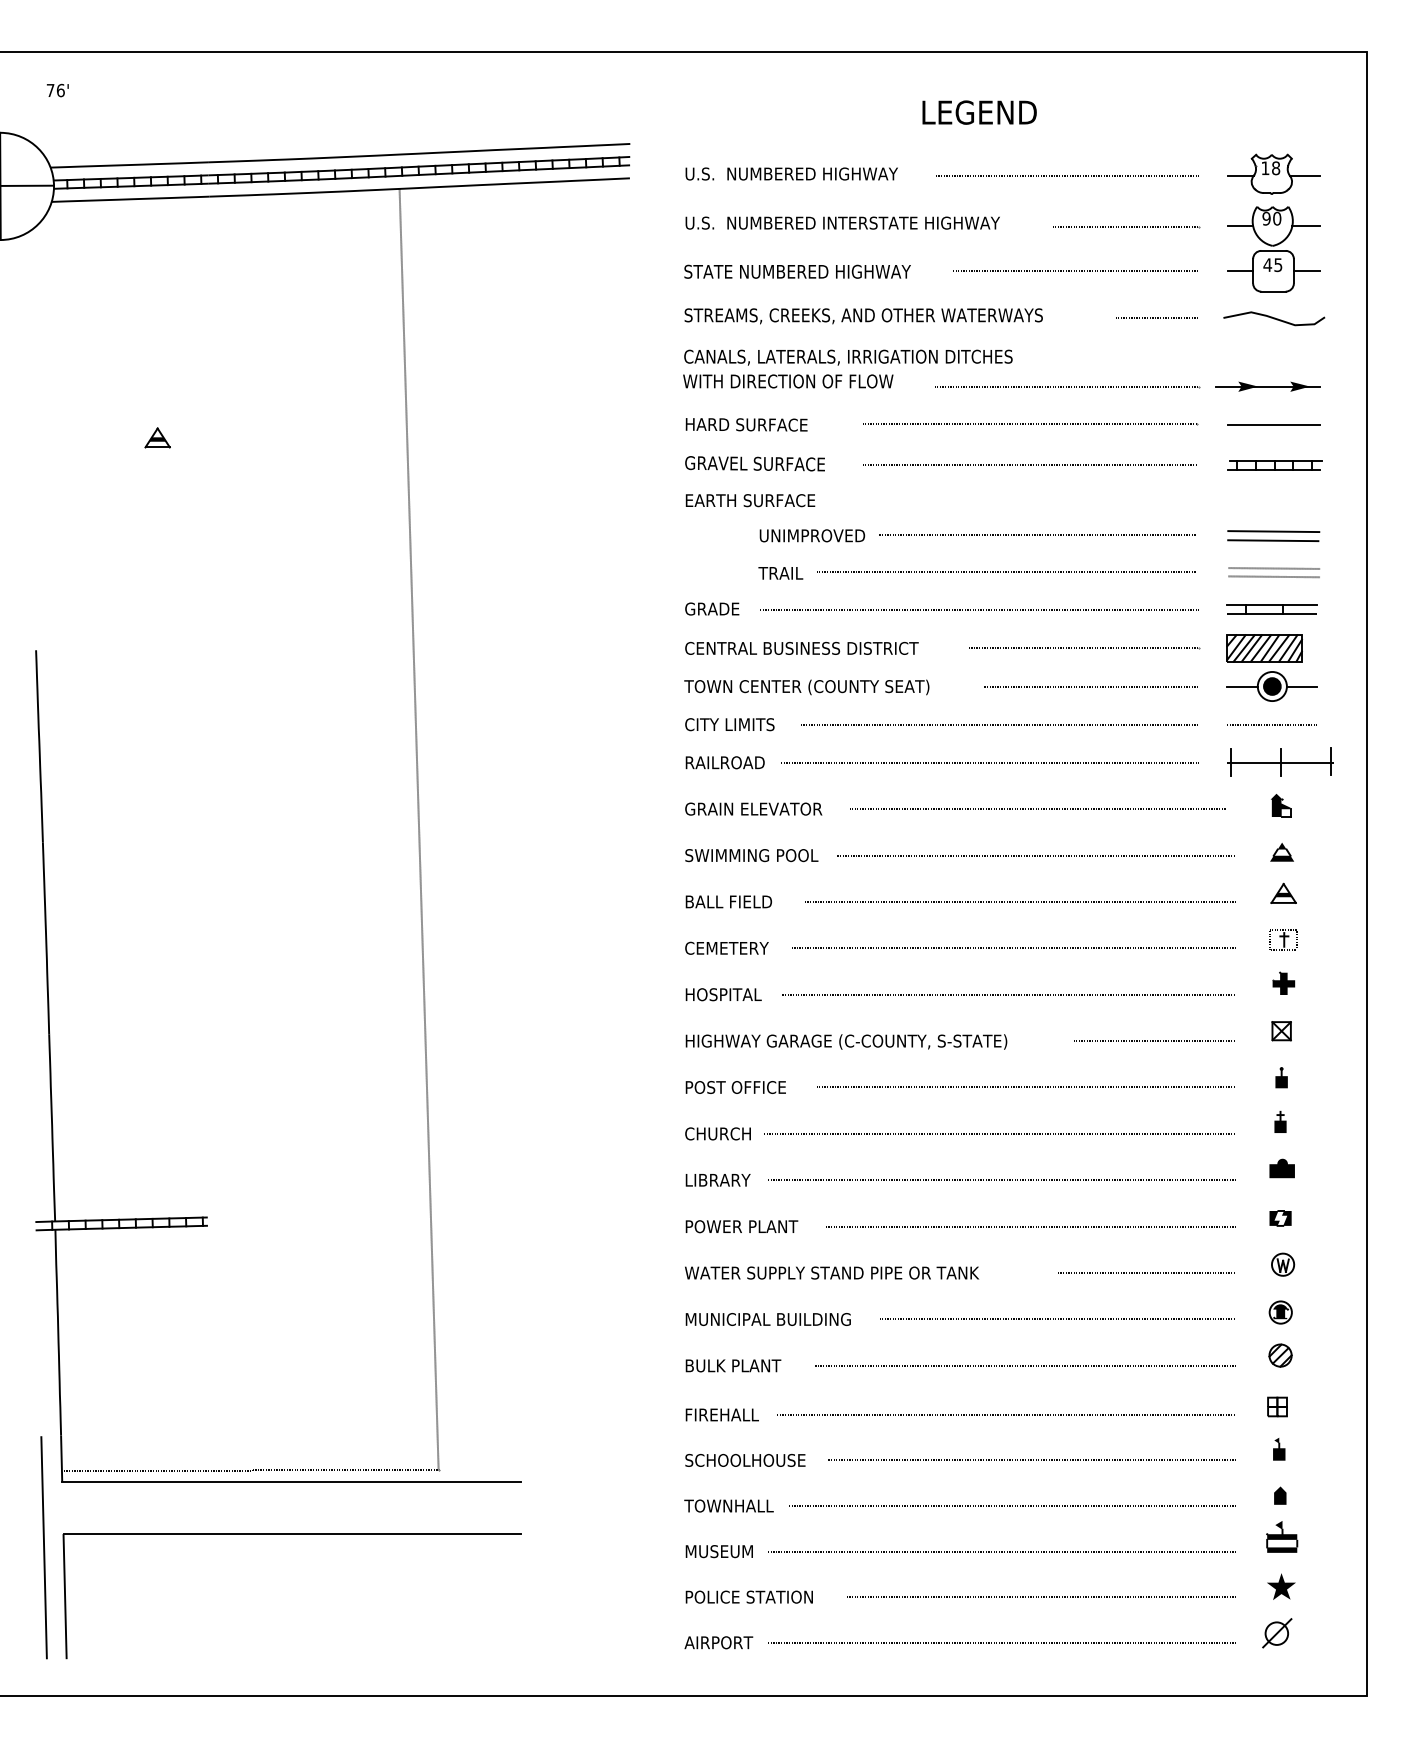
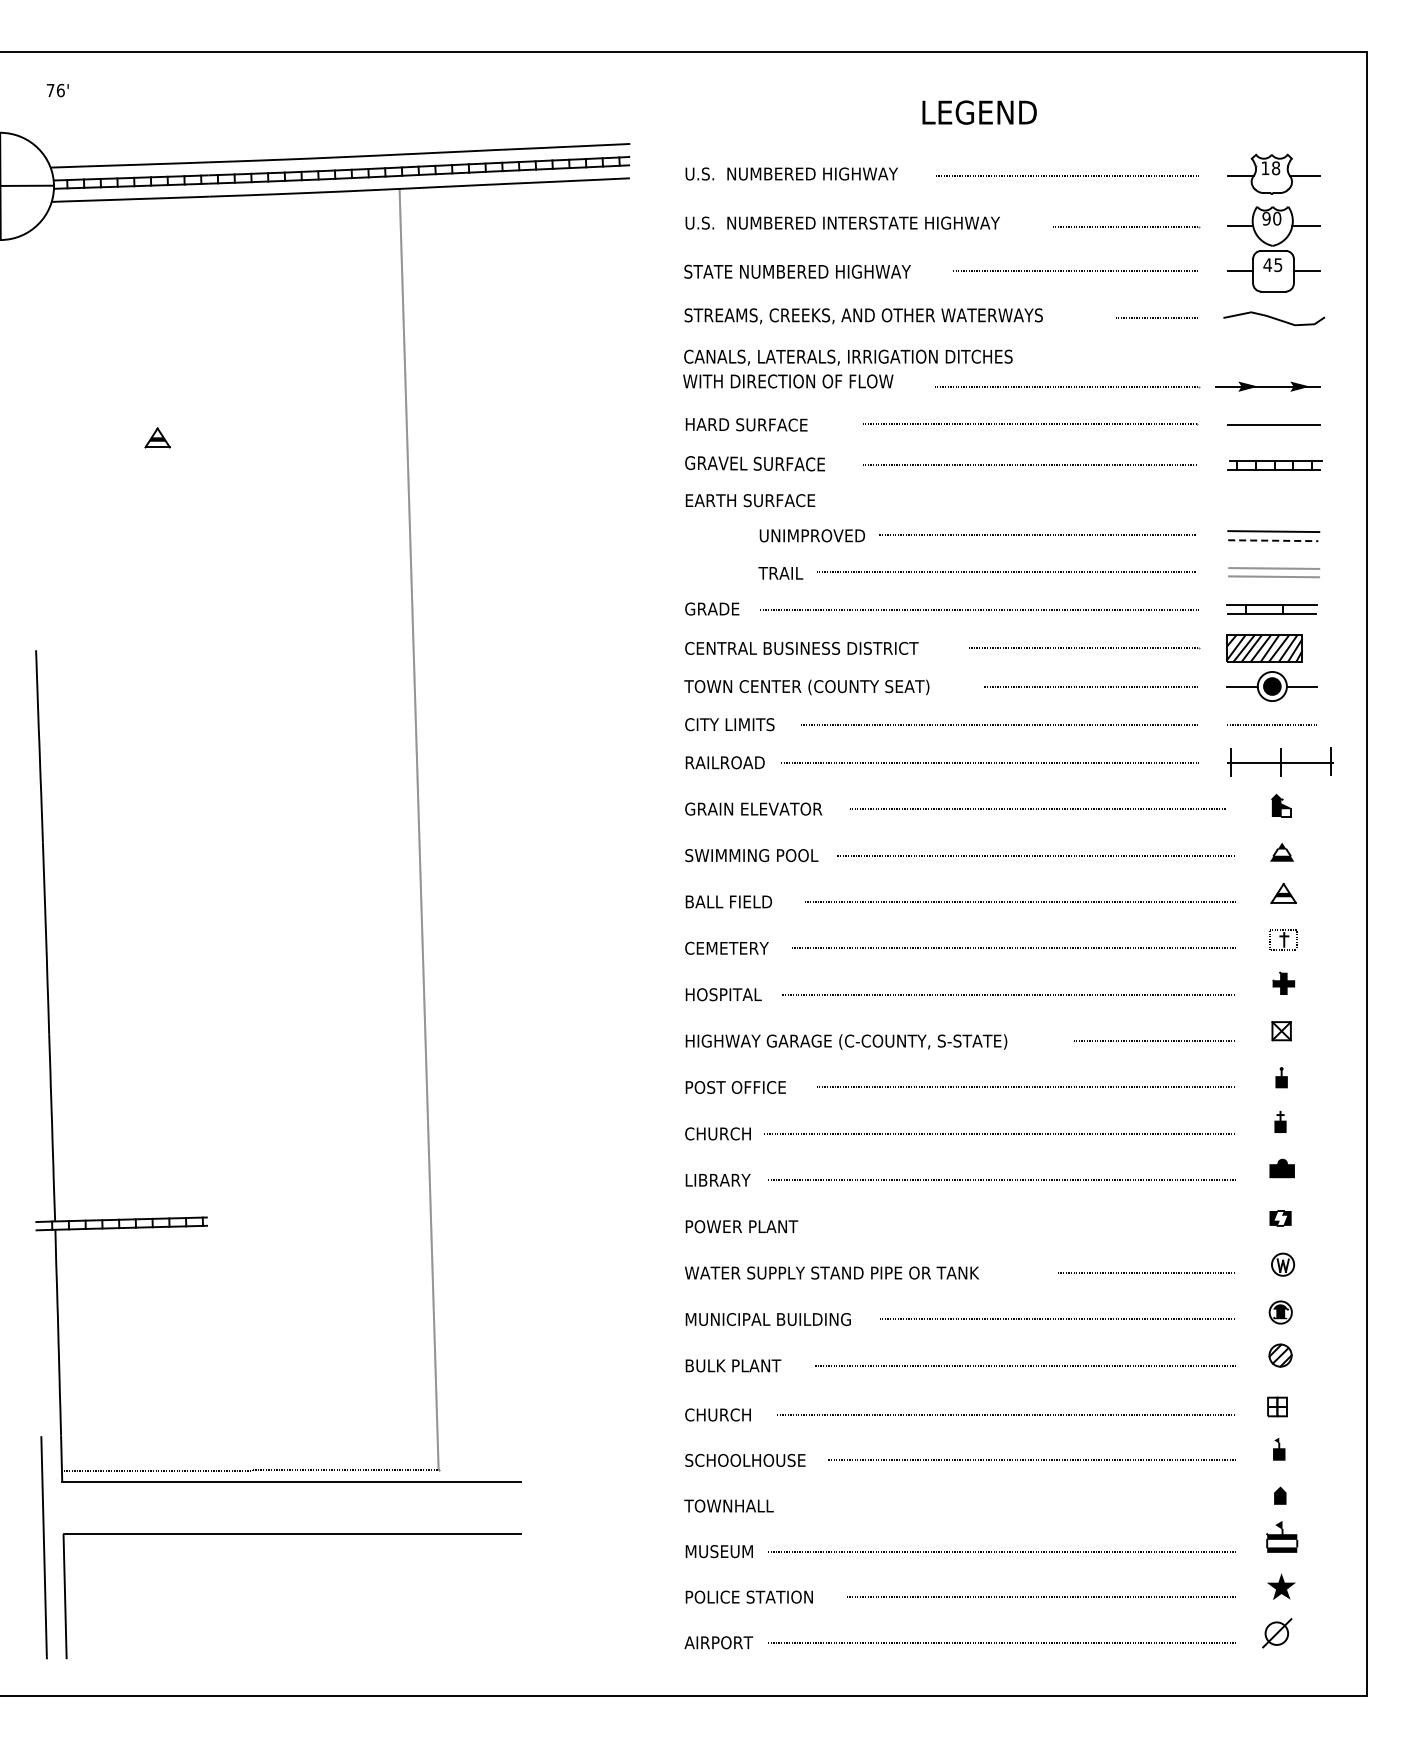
line: solid -> dashed (1273, 540)
line: present -> none (1030, 1226)
text: FIREHALL -> CHURCH (721, 1414)
line: present -> none (1012, 1505)
